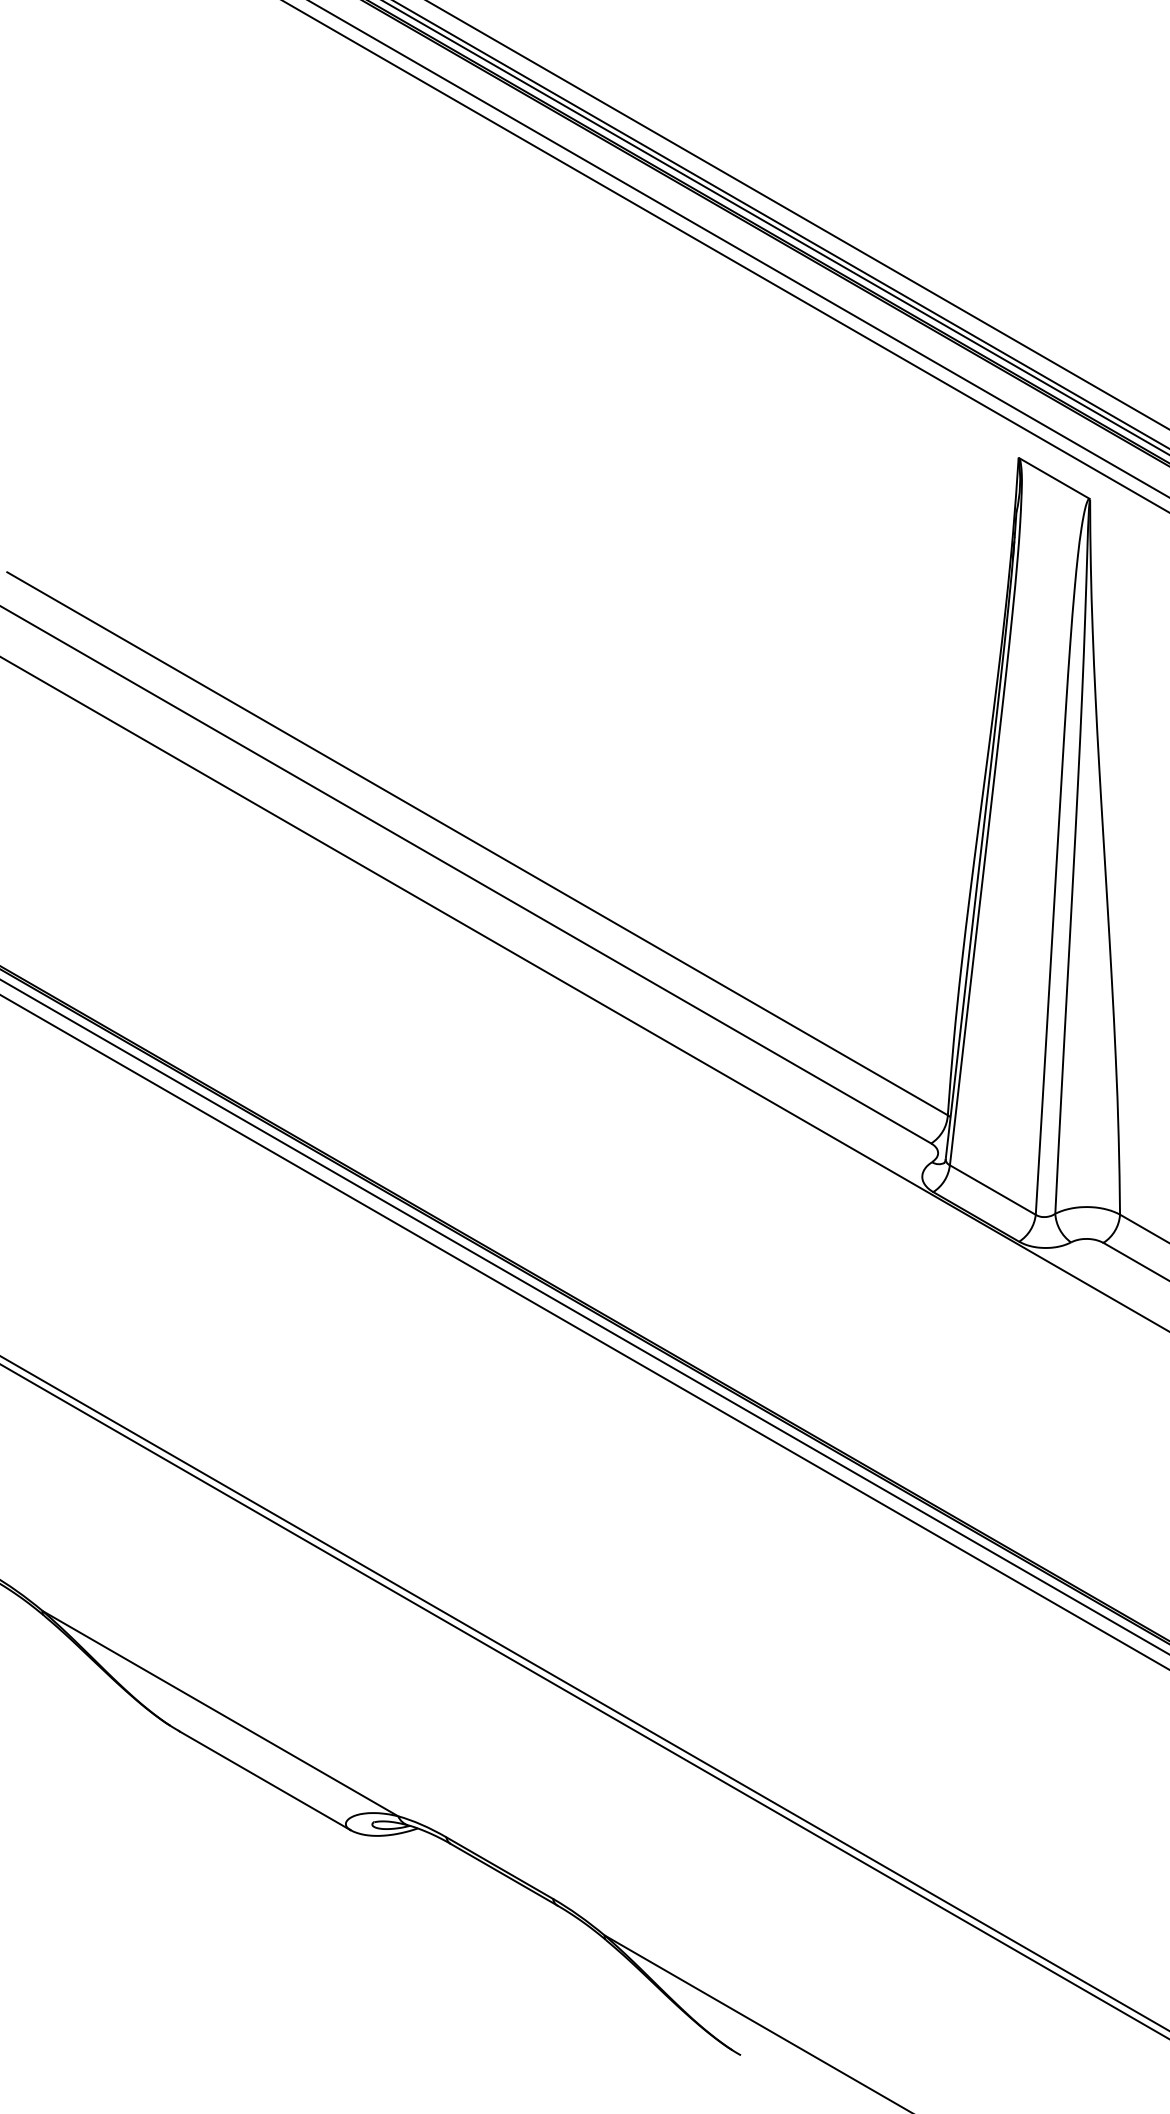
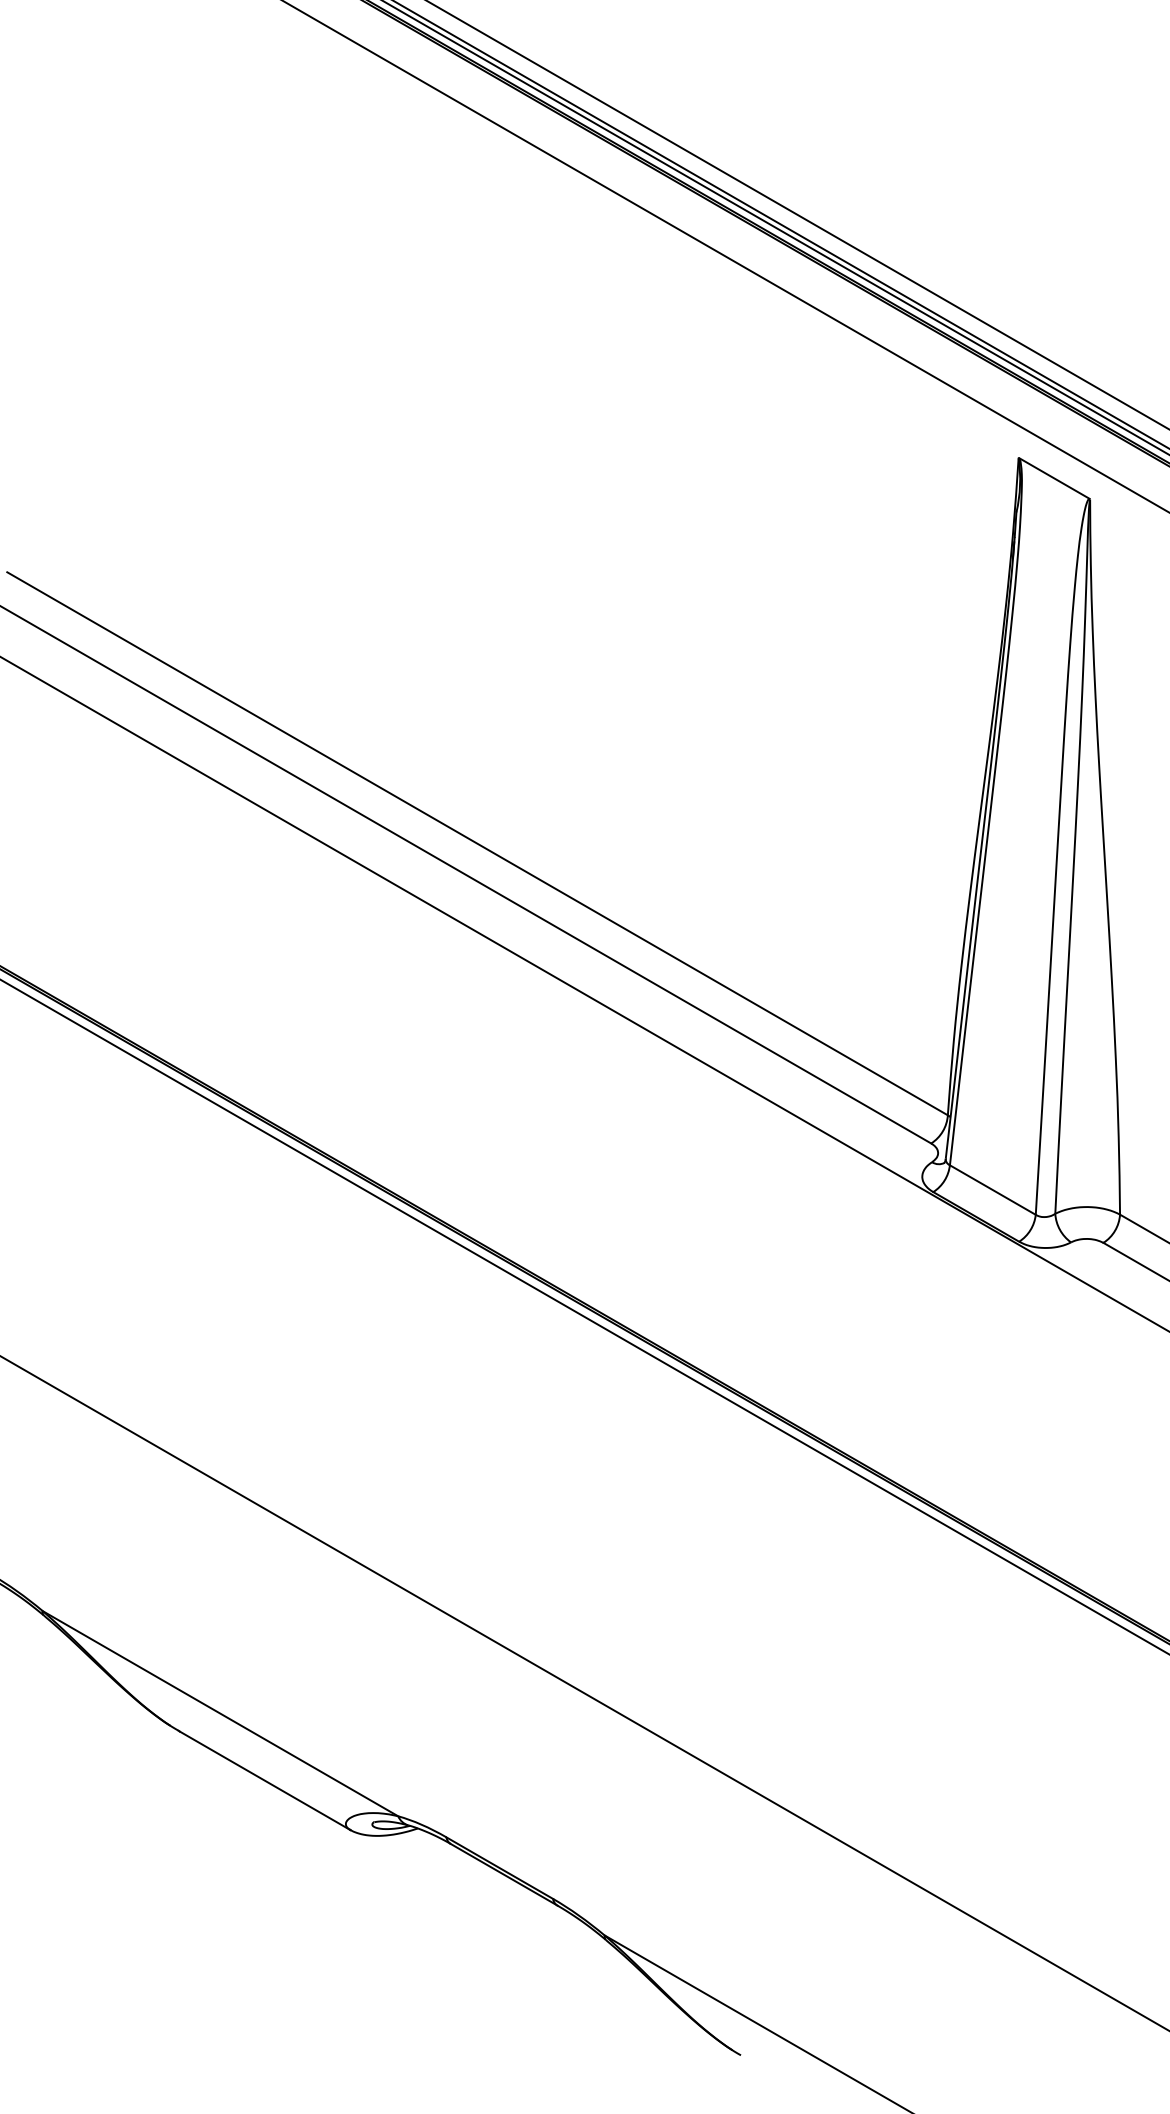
line: present -> none (738, 248)
line: present -> none (584, 1332)
line: present -> none (584, 1701)
